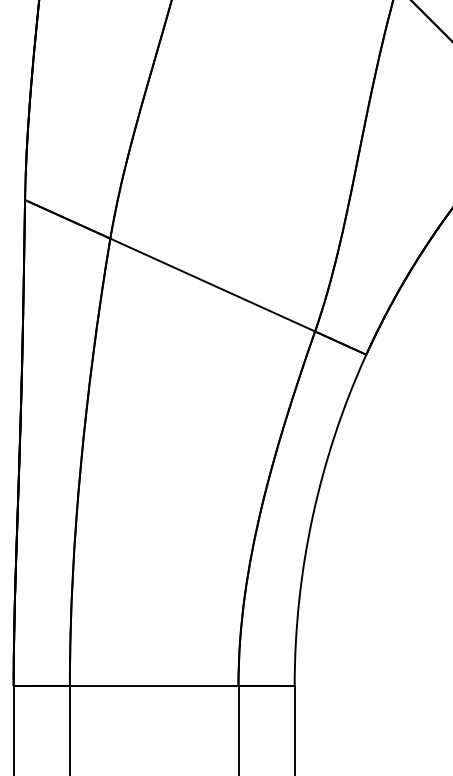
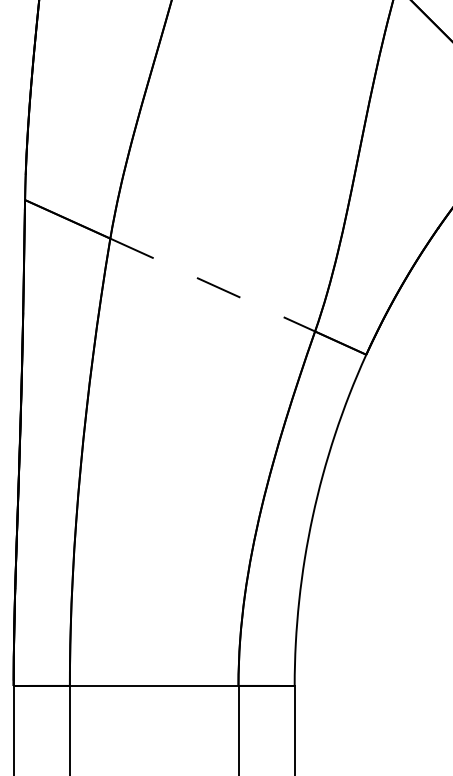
line: solid -> dashed (213, 285)
